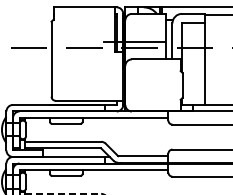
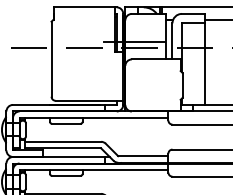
line position: (217, 15) -> (217, 20) (217, 20)
line: dashed -> solid (63, 193)
